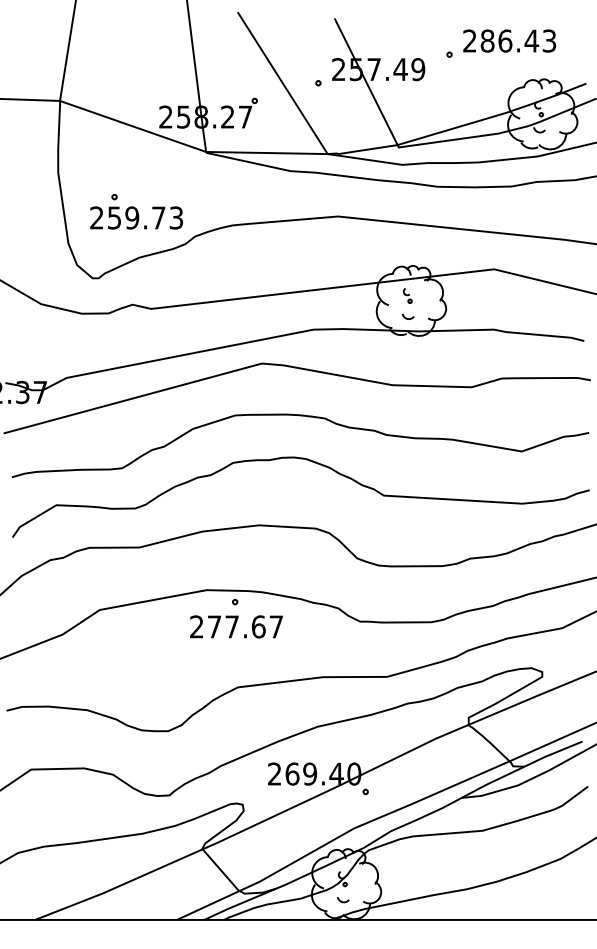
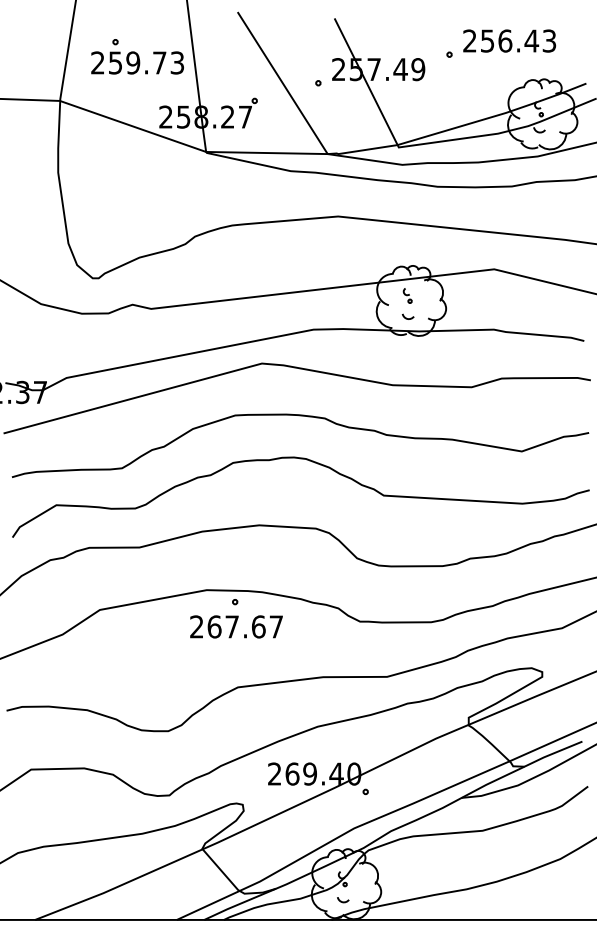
text: 286.43 -> 256.43 (487, 40)
part position: (136, 211) -> (137, 56) (137, 56)
text: 277.67 -> 267.67 (214, 626)
